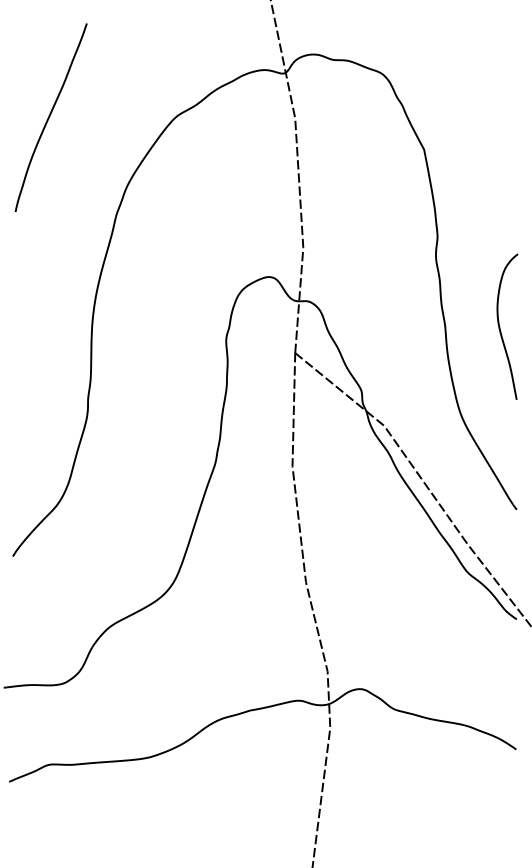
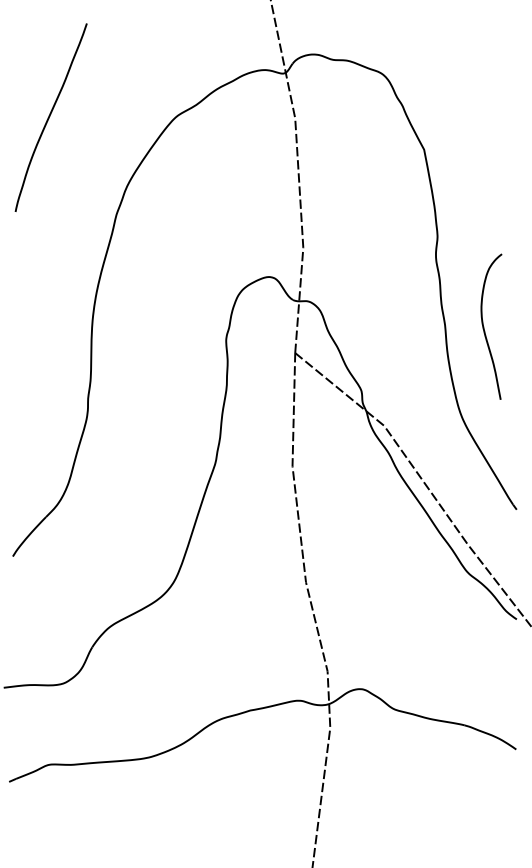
curve position: (500, 326) -> (484, 326) (484, 326)
